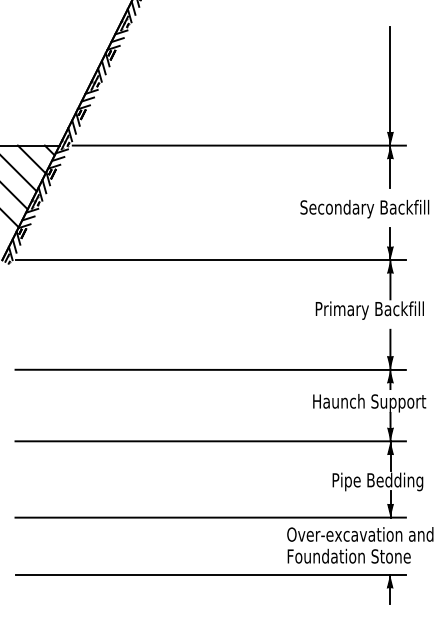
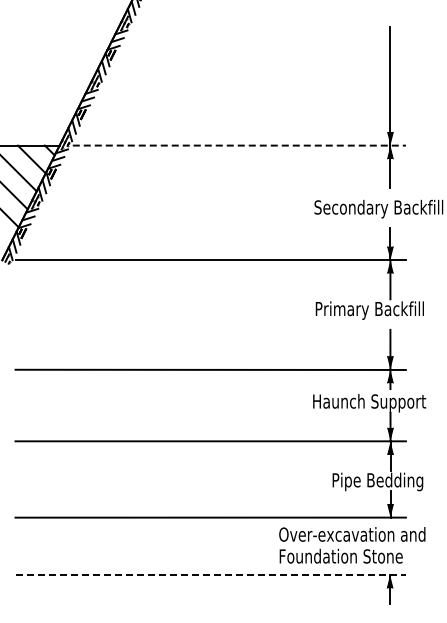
line: solid -> dashed (239, 145)
text position: (364, 208) -> (378, 208) (378, 208)
text position: (360, 545) -> (352, 545) (352, 545)
line: solid -> dashed (211, 574)
